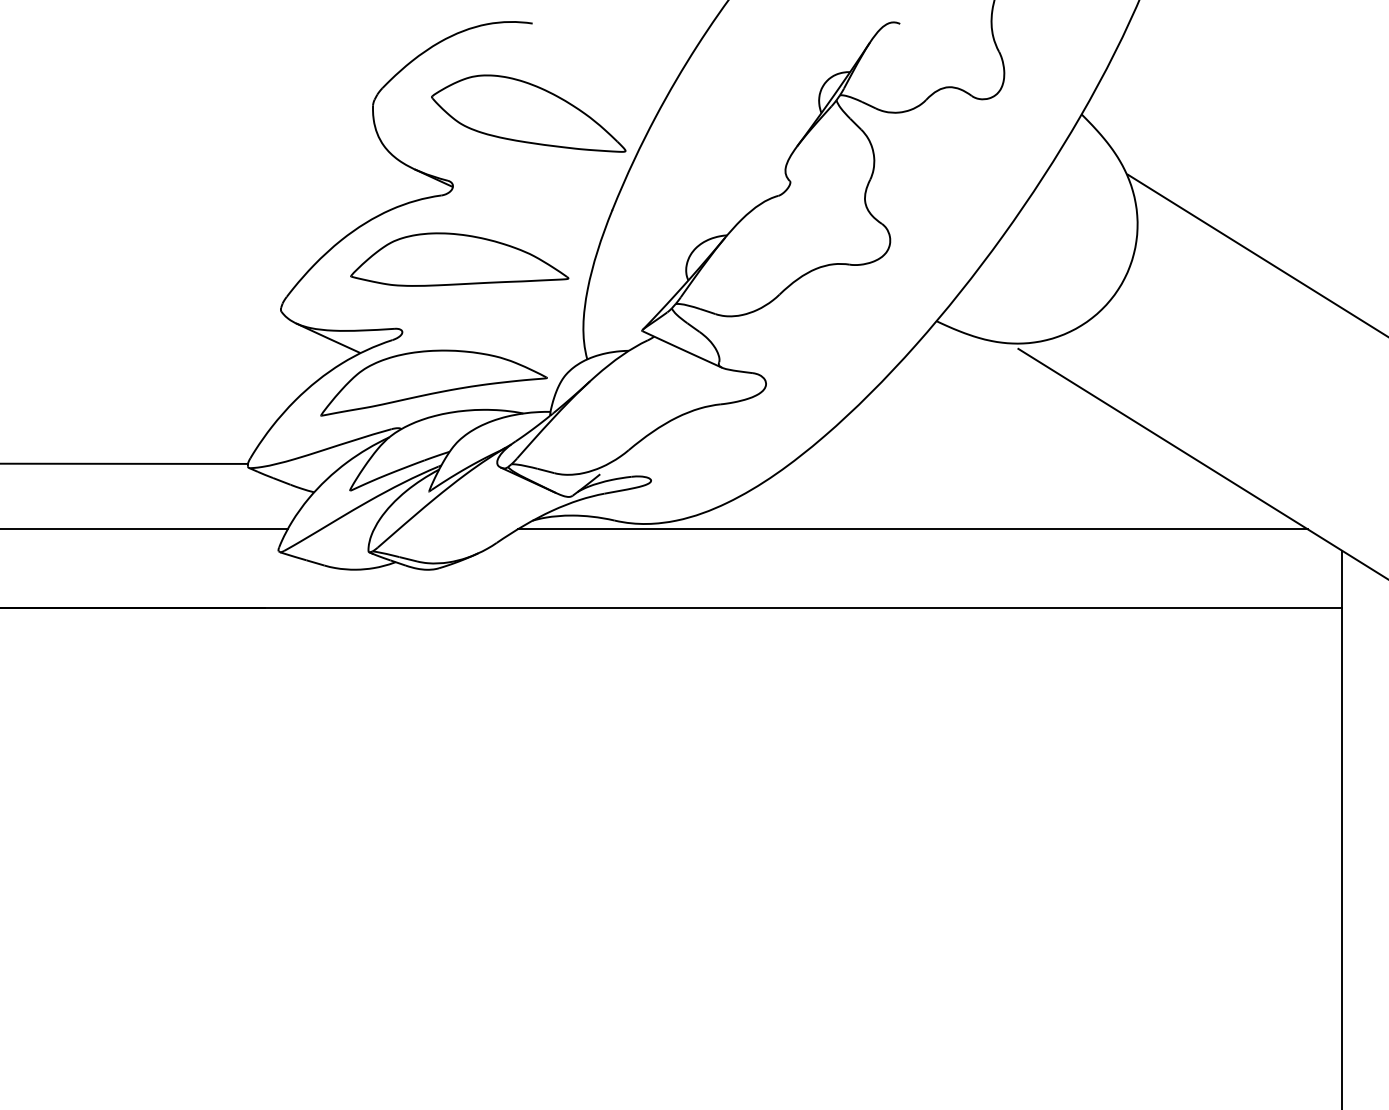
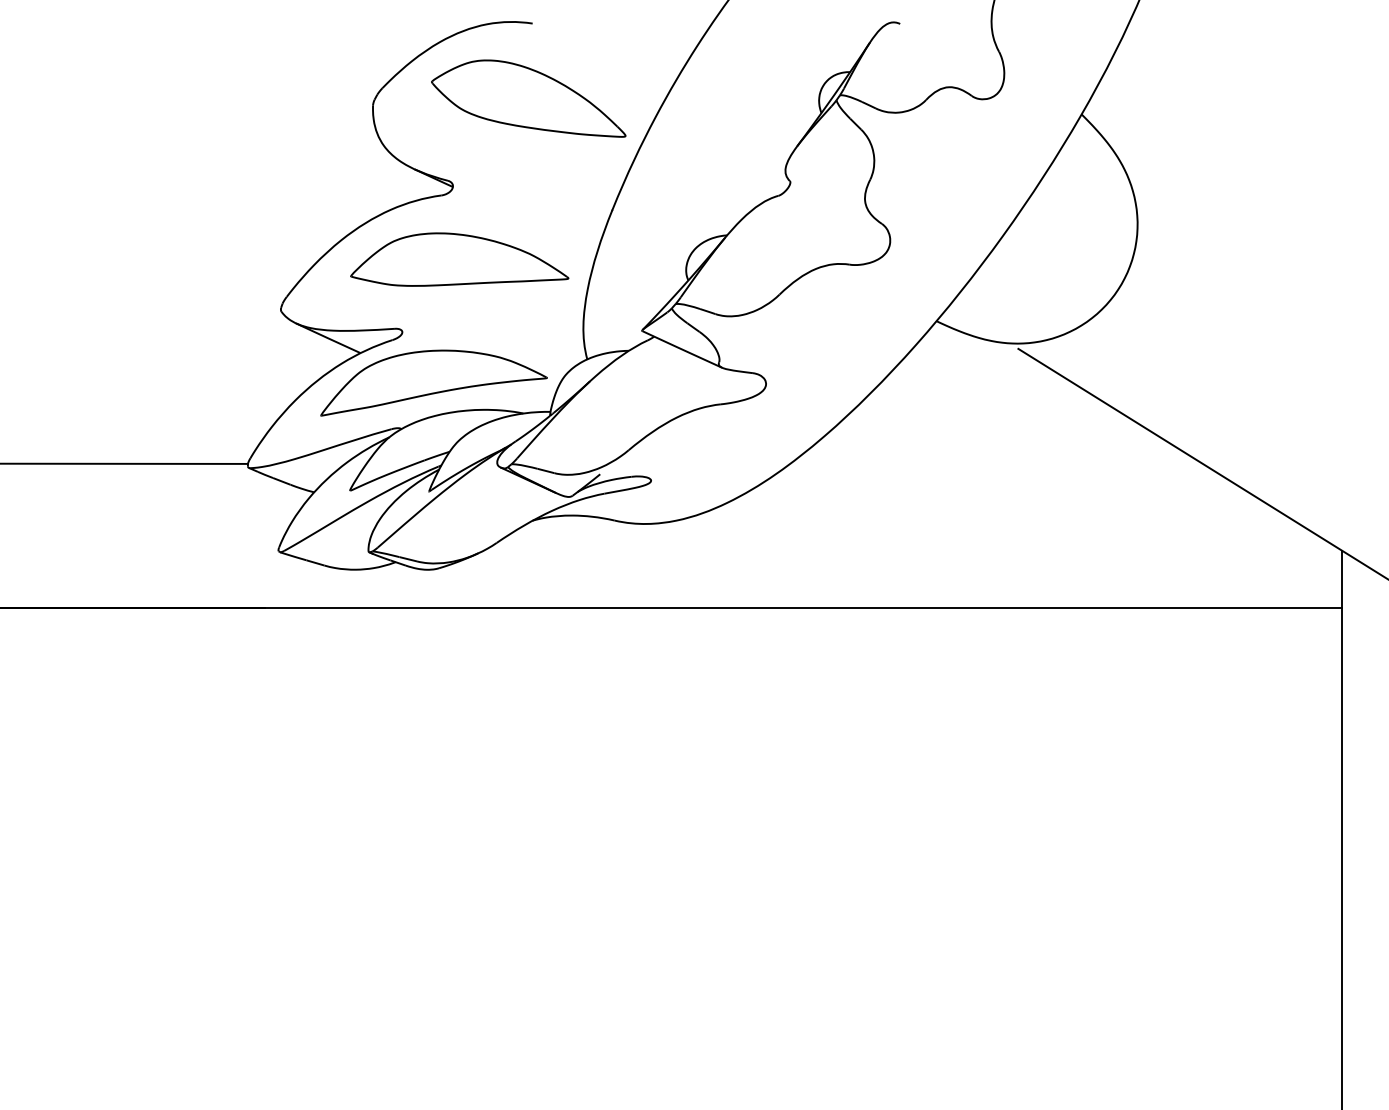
part position: (528, 113) -> (528, 98) (528, 98)
line: present -> none (1256, 254)
line: present -> none (144, 529)
line: present -> none (912, 529)
